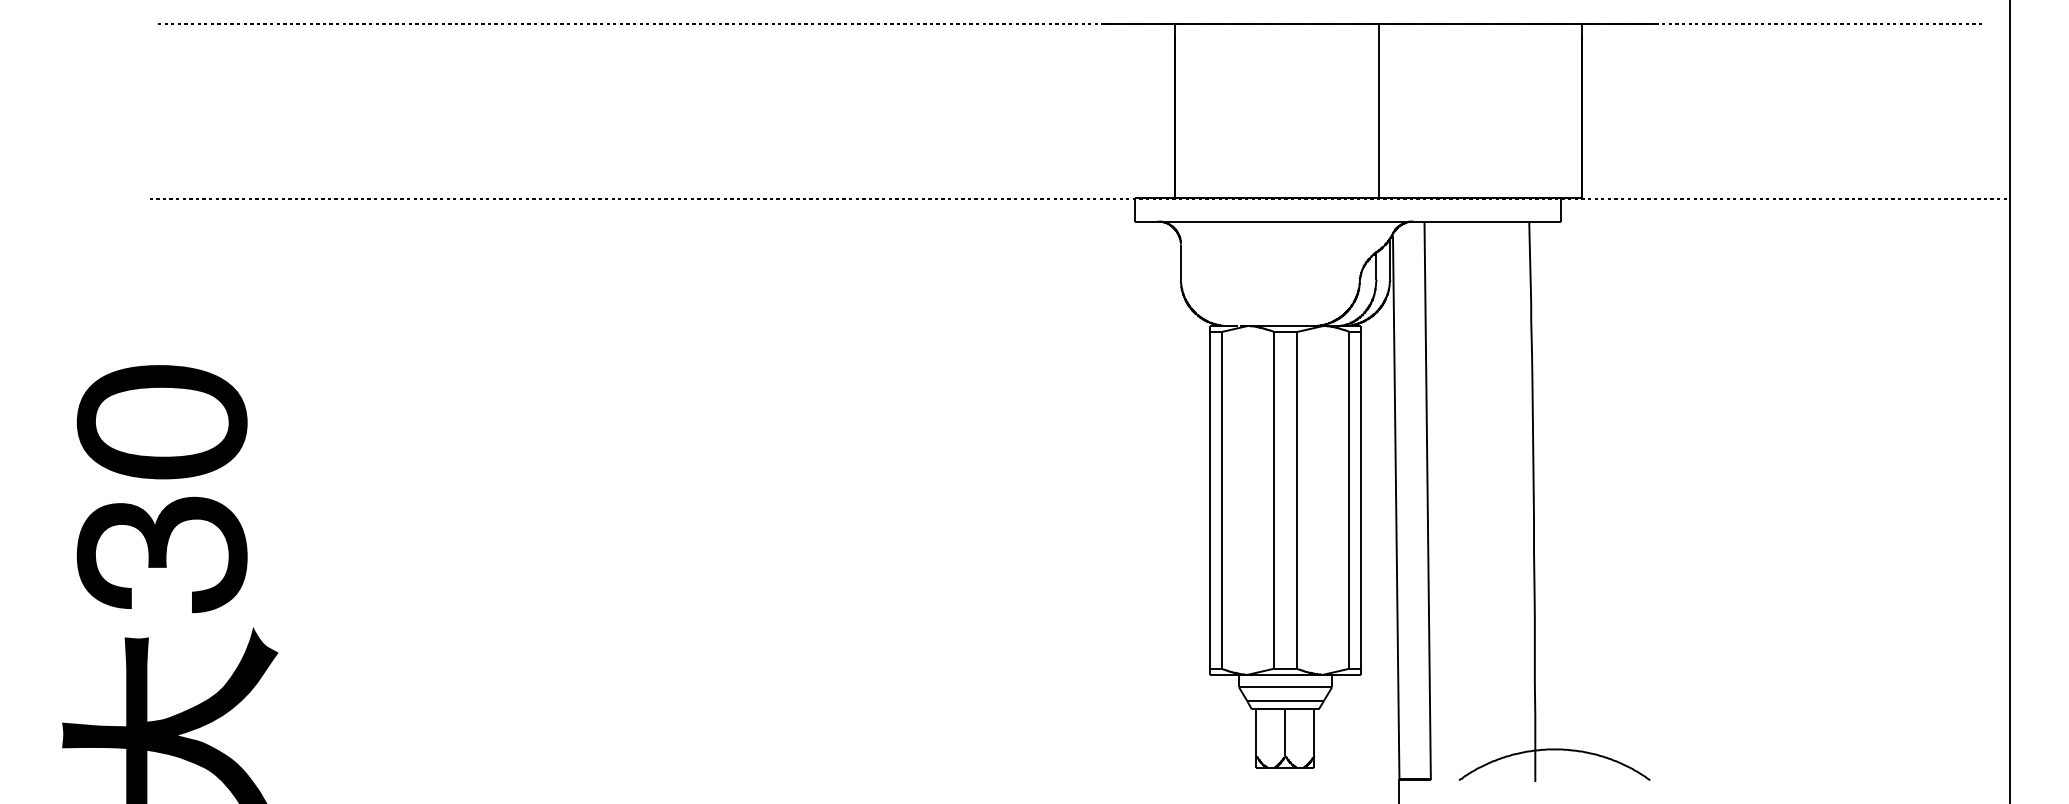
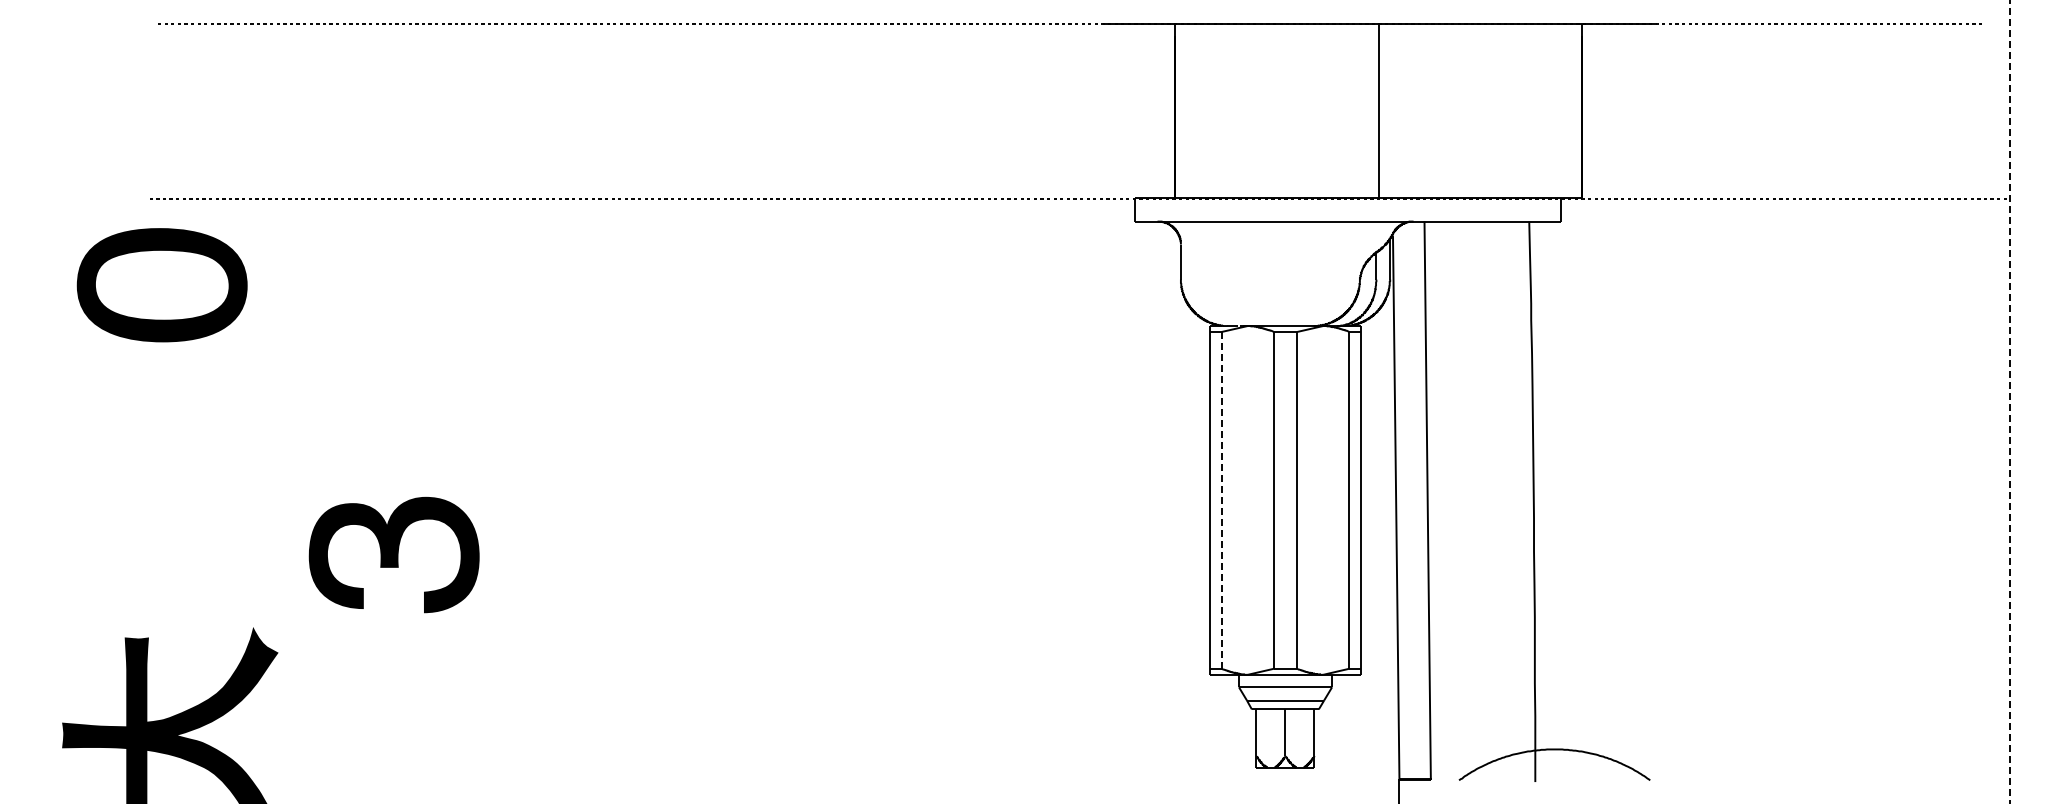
line: solid -> dashed (2010, 401)
part position: (161, 422) -> (161, 285) (161, 285)
line: solid -> dashed (1221, 499)
part position: (161, 554) -> (393, 554) (393, 554)
